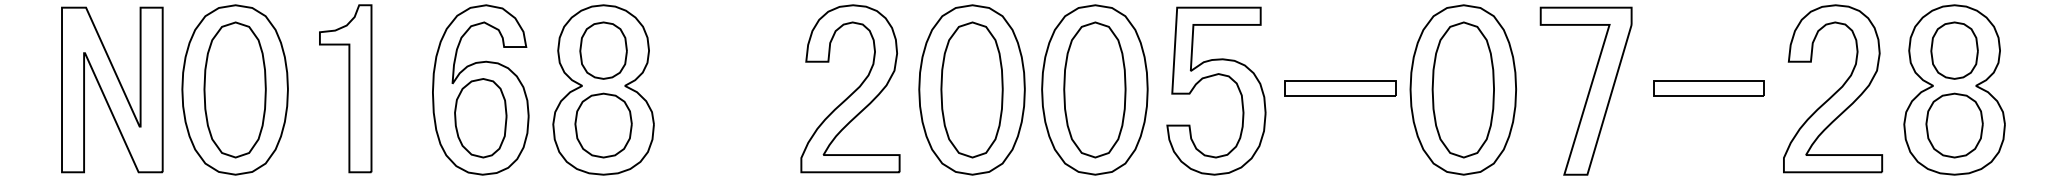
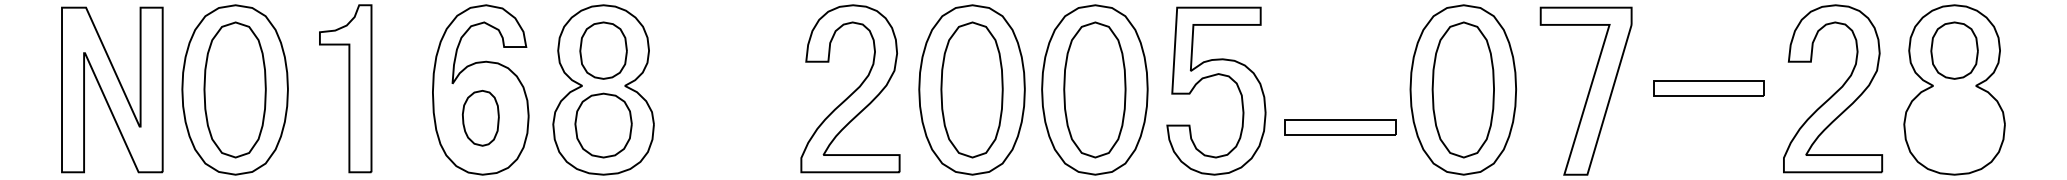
part position: (1340, 88) -> (1340, 127) (1340, 127)
part size: 54x81 px -> 39x57 px (480, 118)
part: present -> none (1954, 125)
